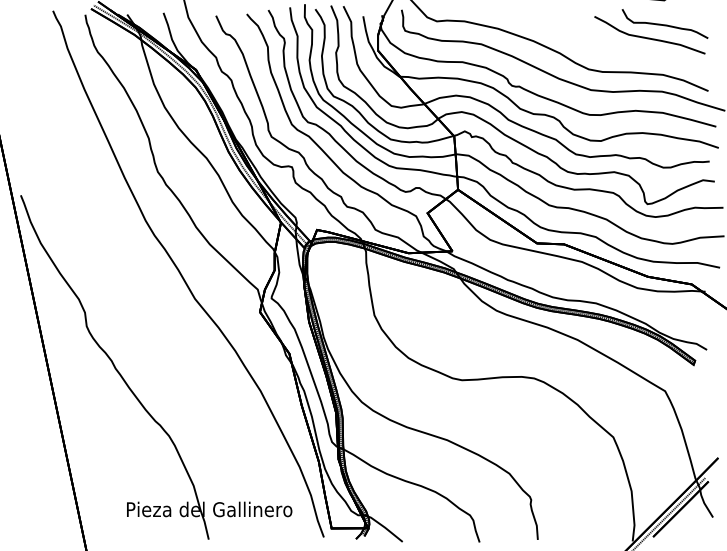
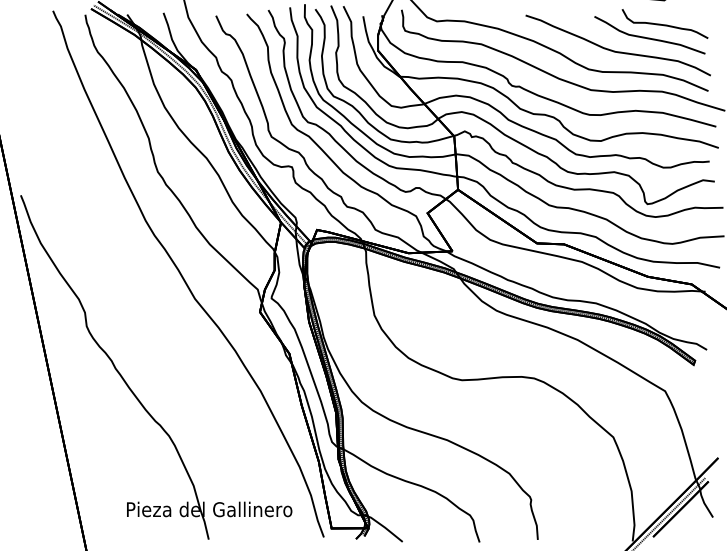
part: none -> present (617, 45)
